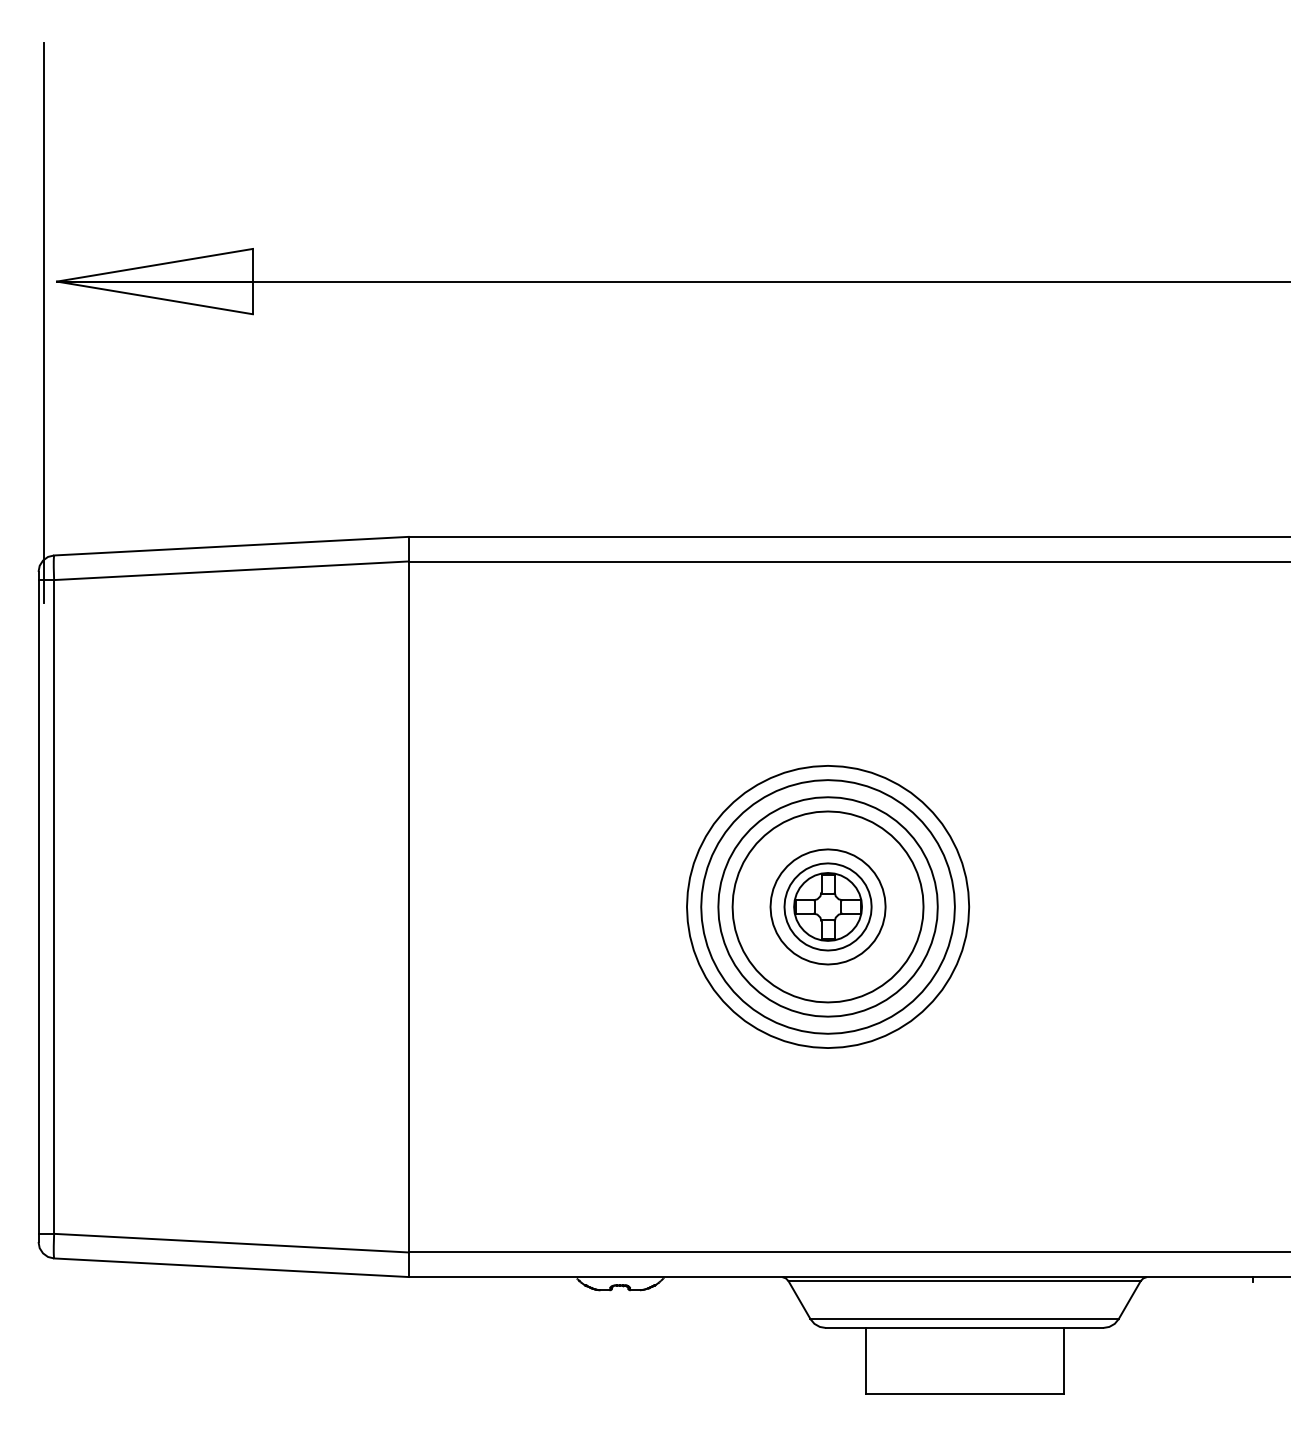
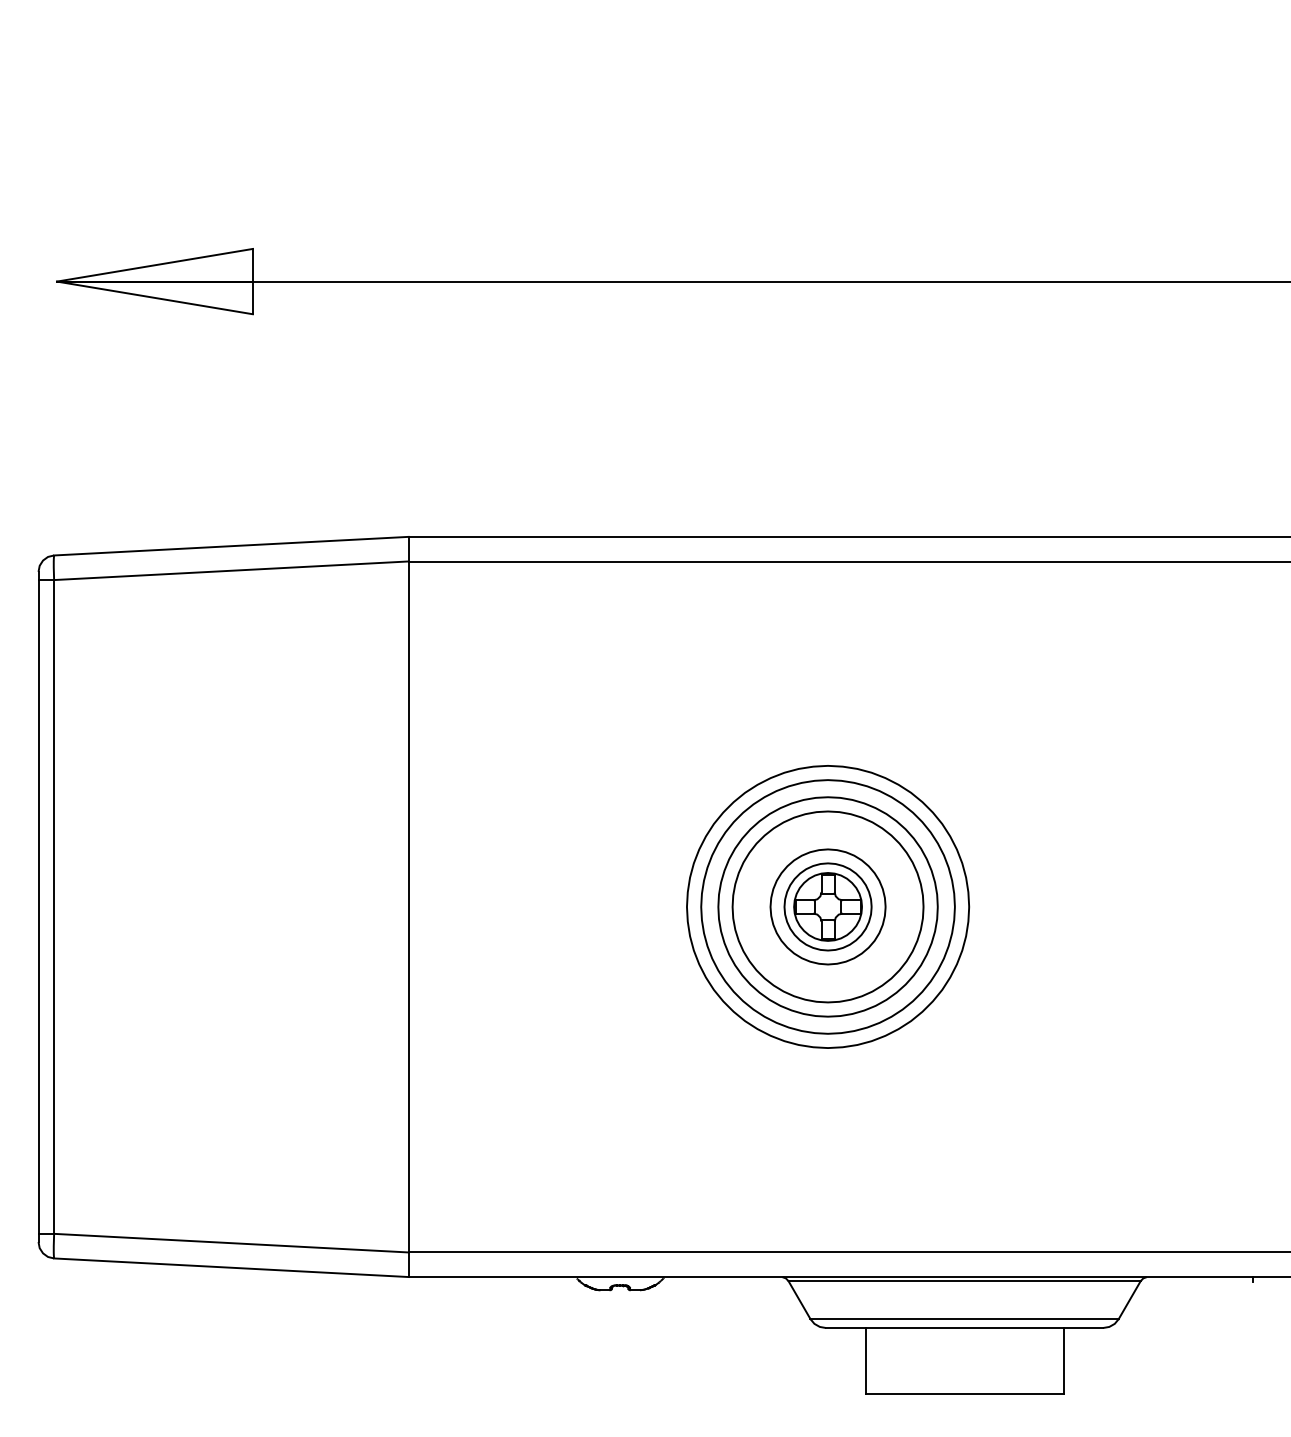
line: present -> none (44, 322)
